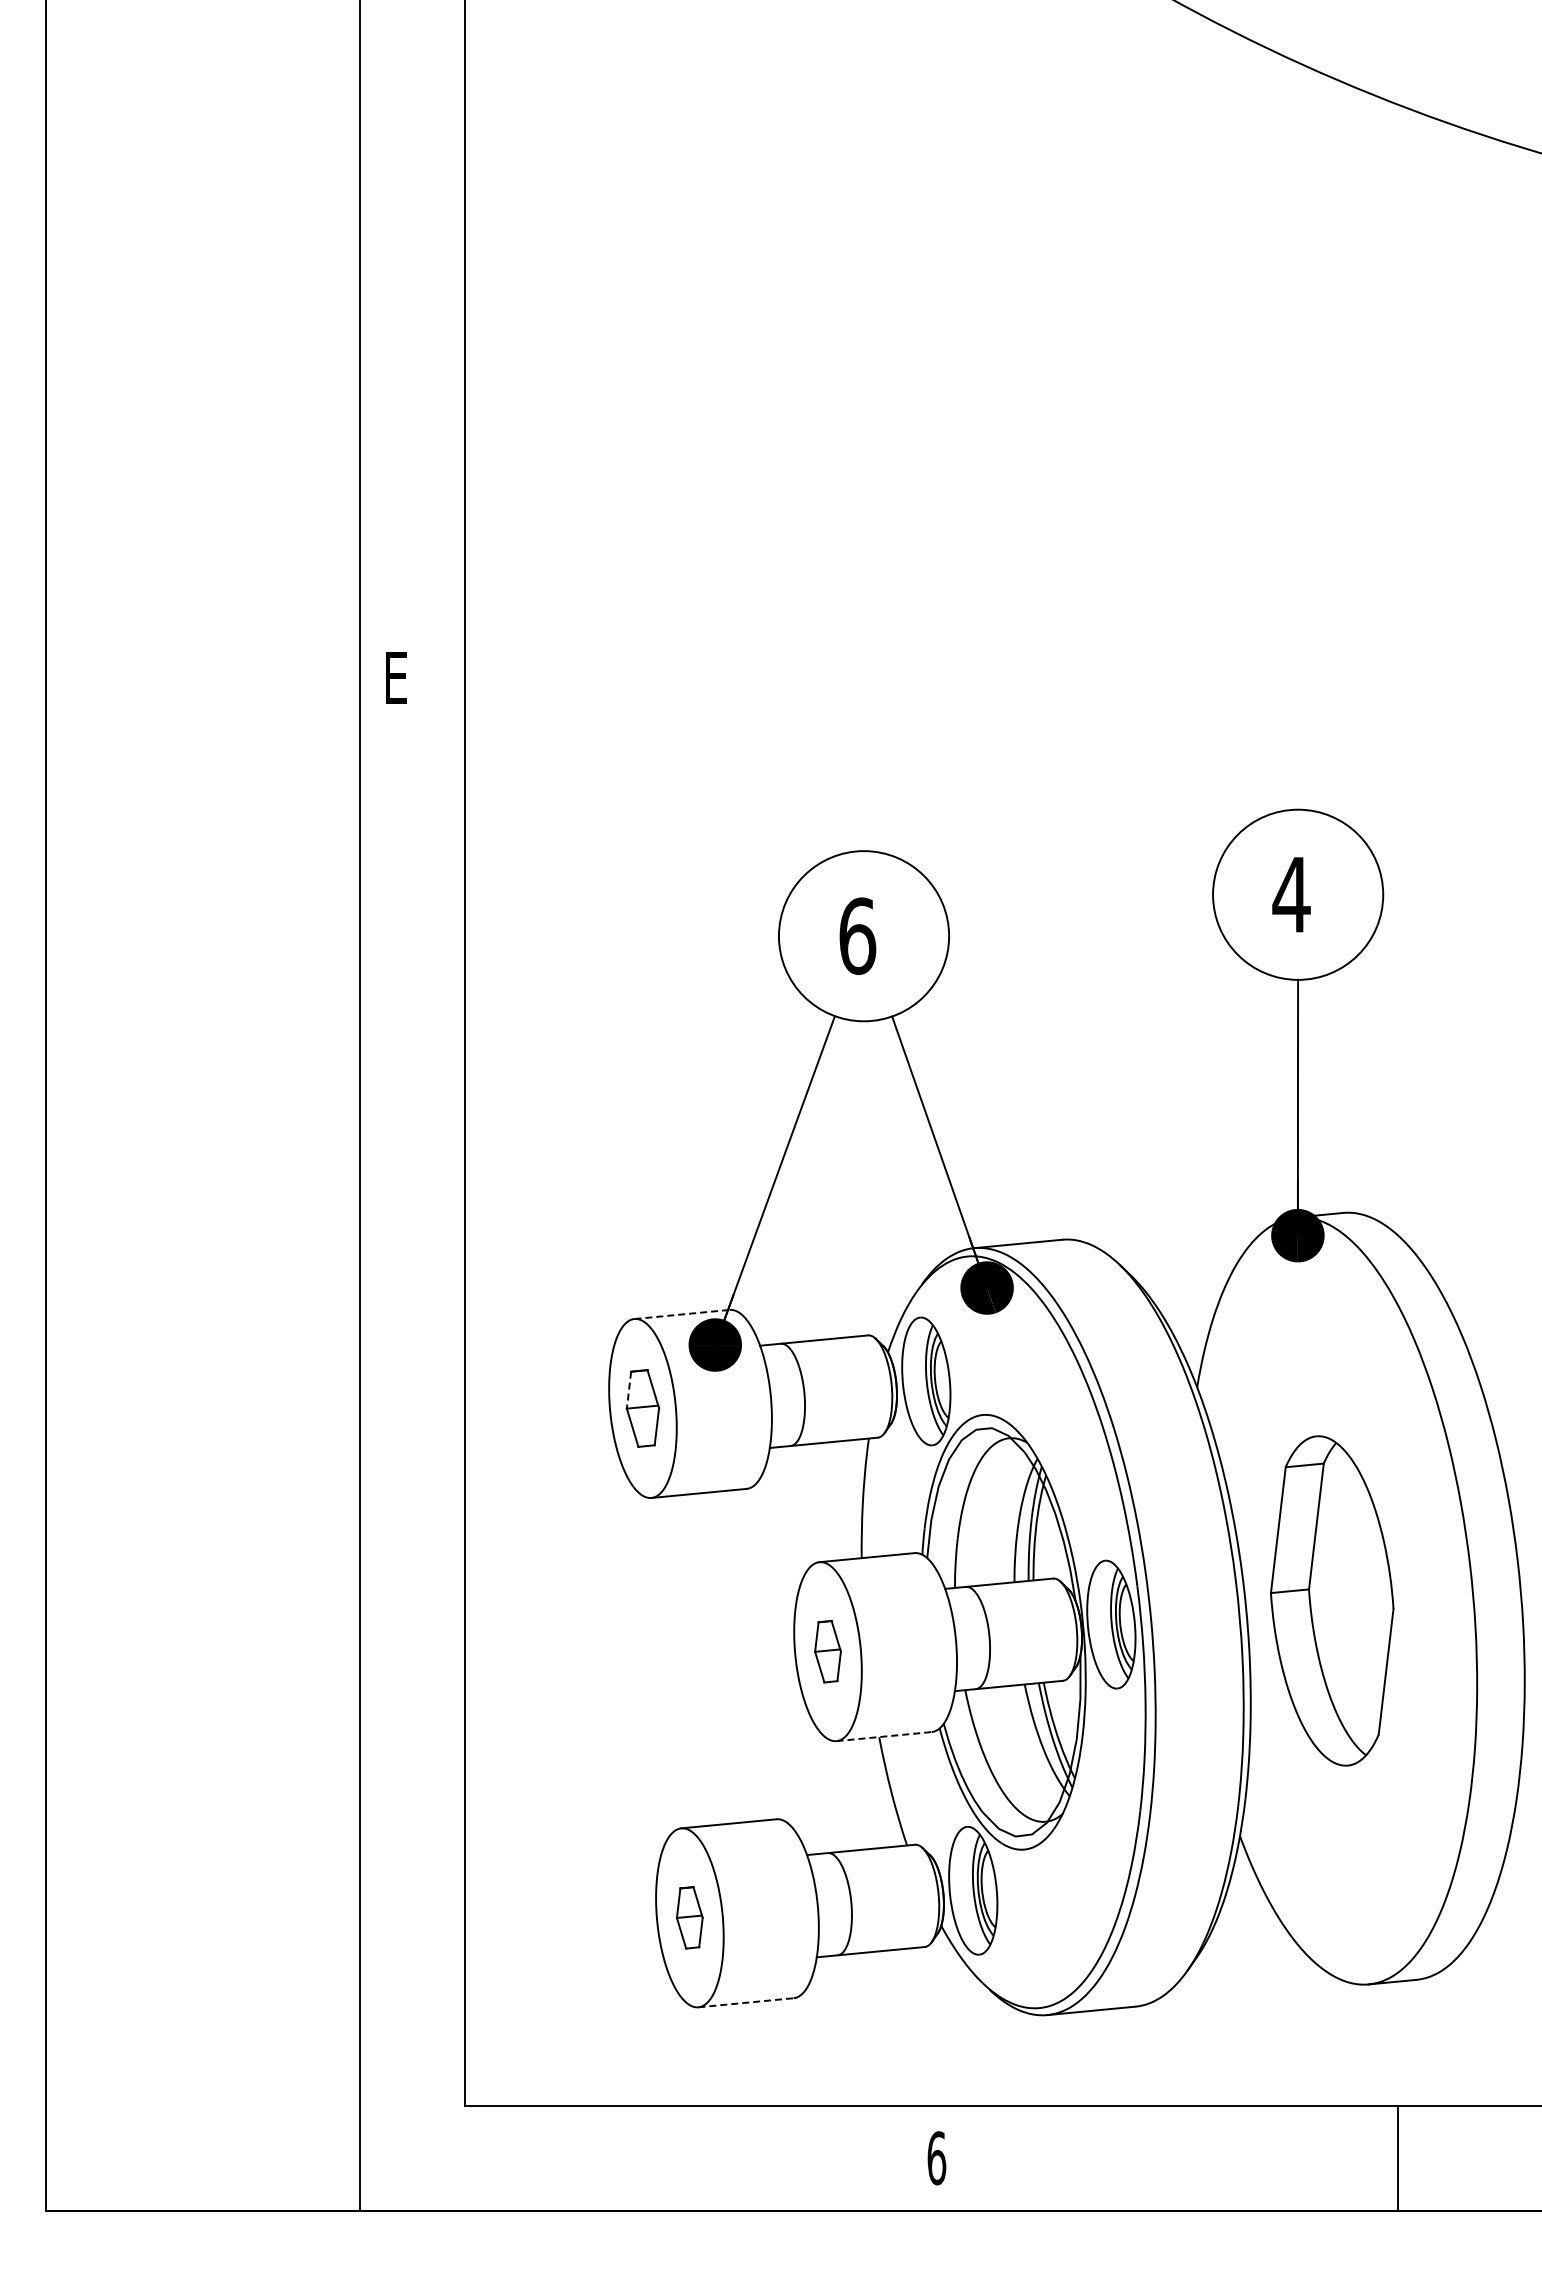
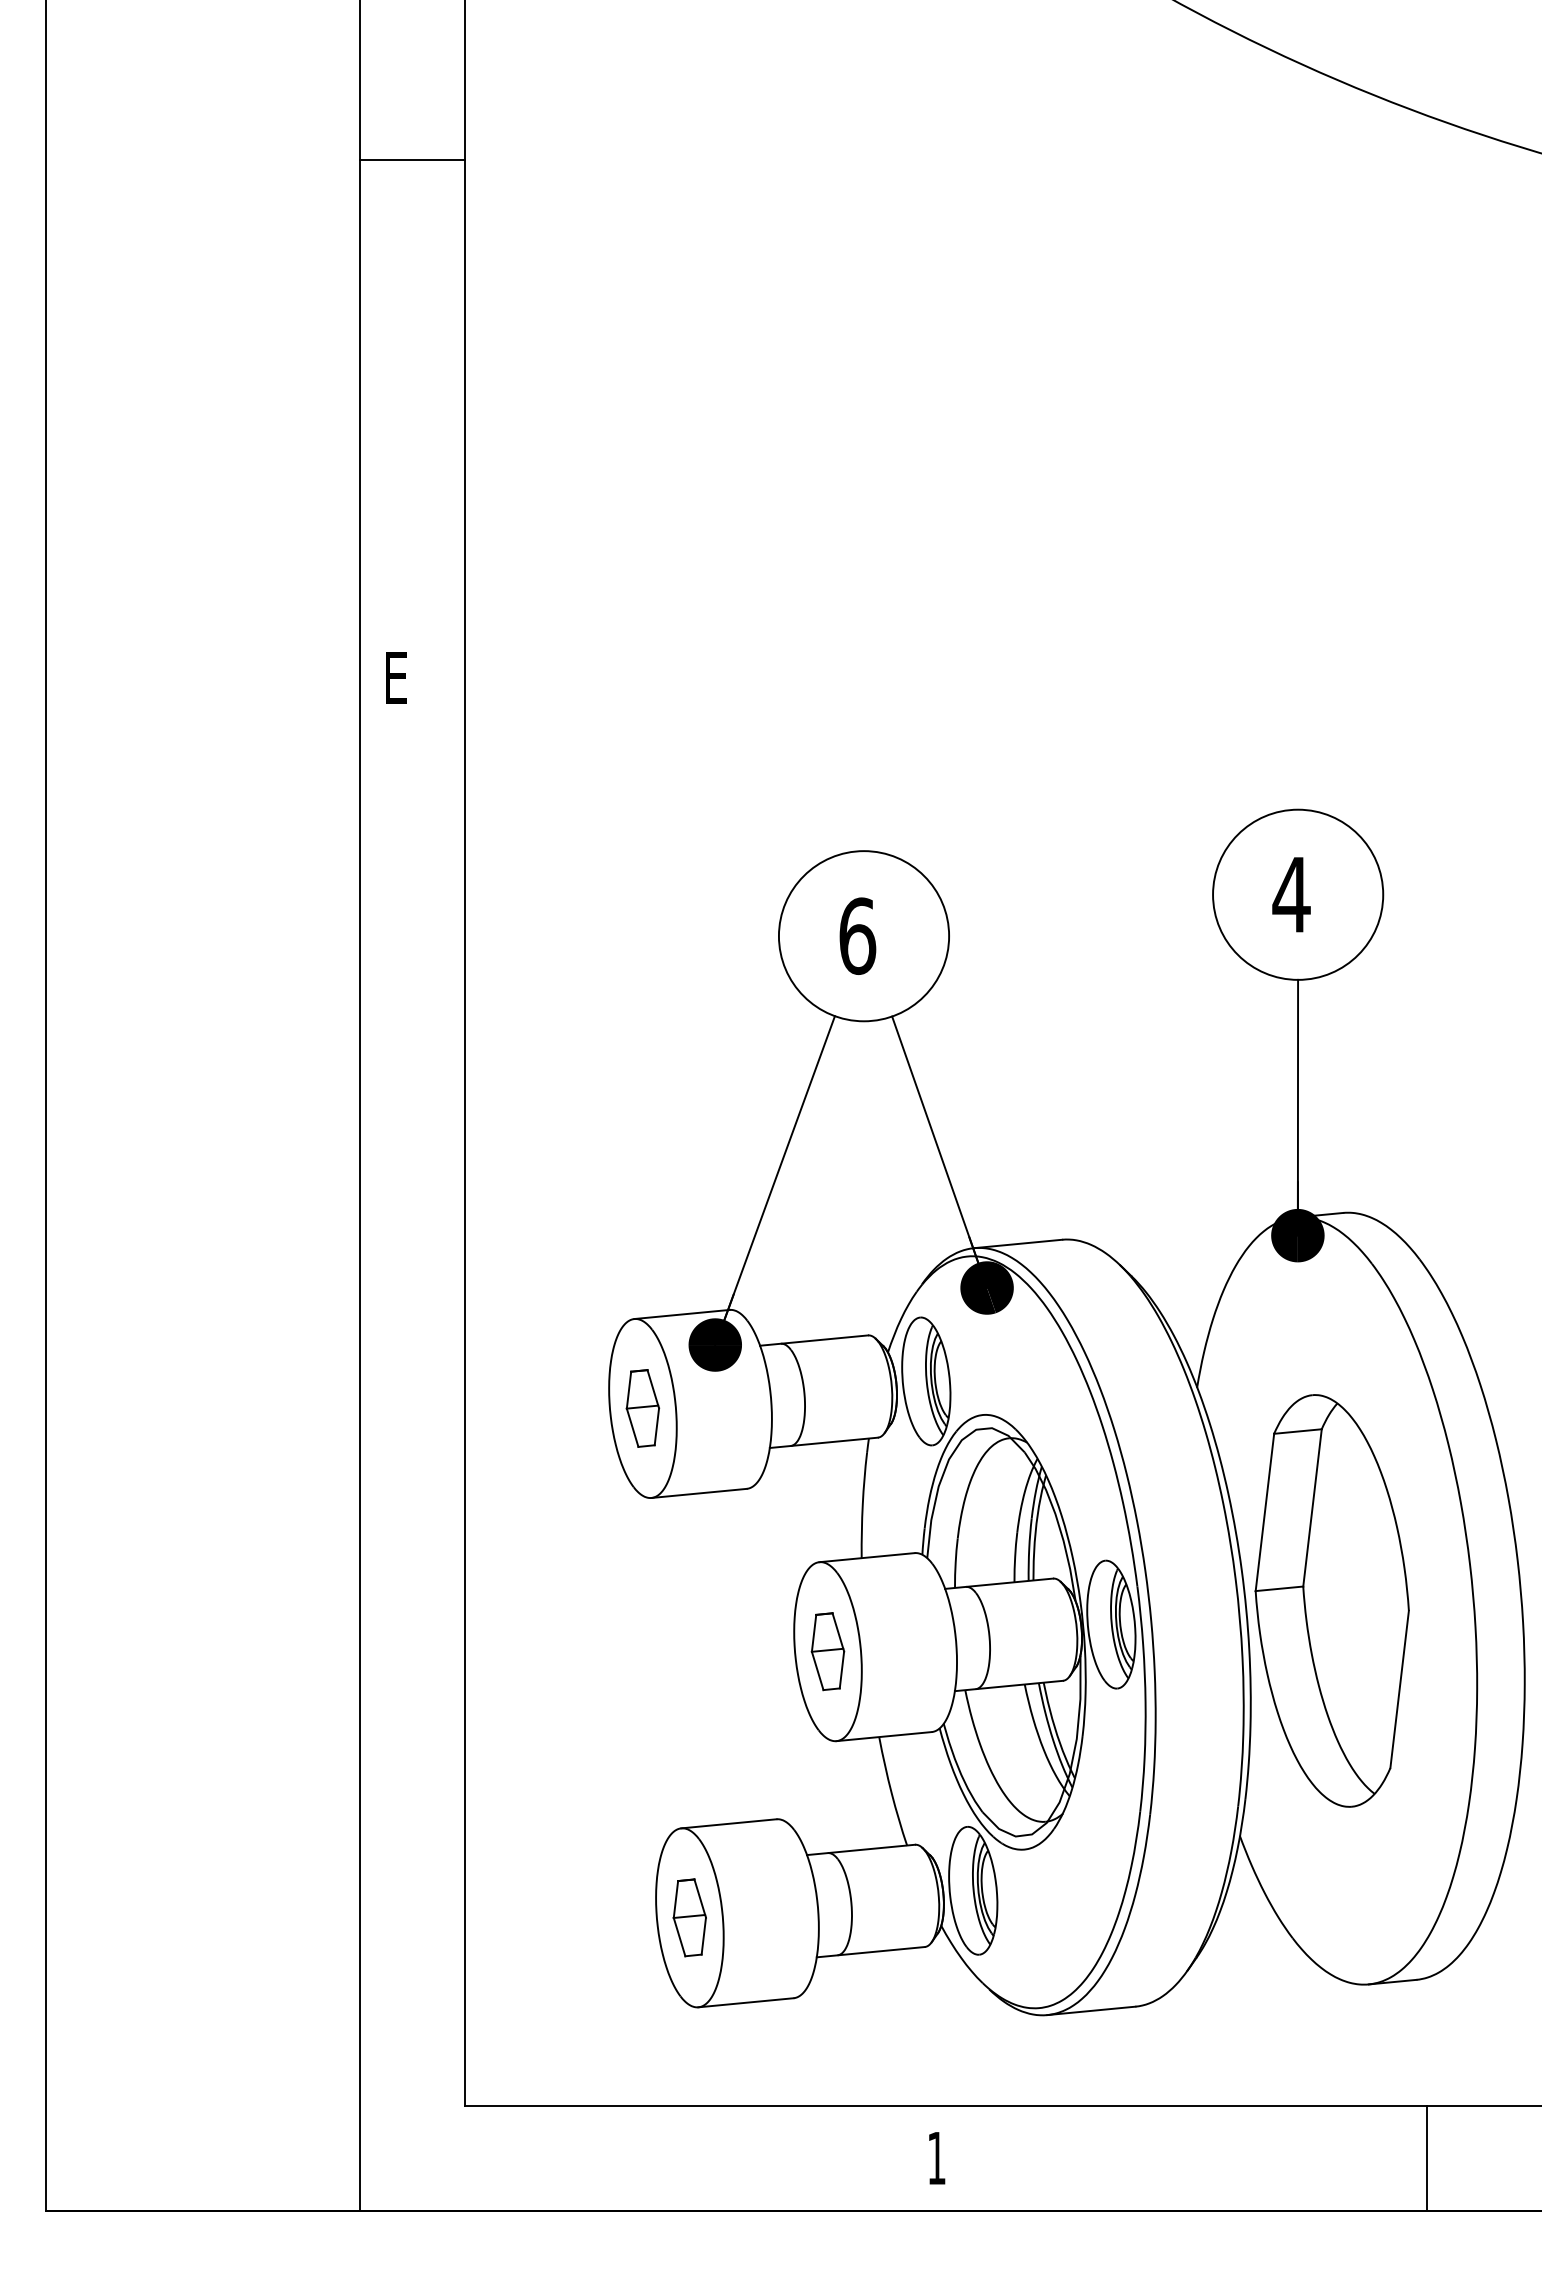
line: none -> present (412, 160)
line: dashed -> solid (682, 1314)
line: dashed -> solid (629, 1390)
part size: 125x332 px -> 156x414 px (1331, 1600)
part size: 28x64 px -> 36x80 px (827, 1651)
line: dashed -> solid (884, 1736)
part size: 29x64 px -> 35x80 px (689, 1917)
line: dashed -> solid (746, 2002)
line position: (1398, 2157) -> (1427, 2157) (1427, 2157)
text: 6 -> 1 (936, 2158)
